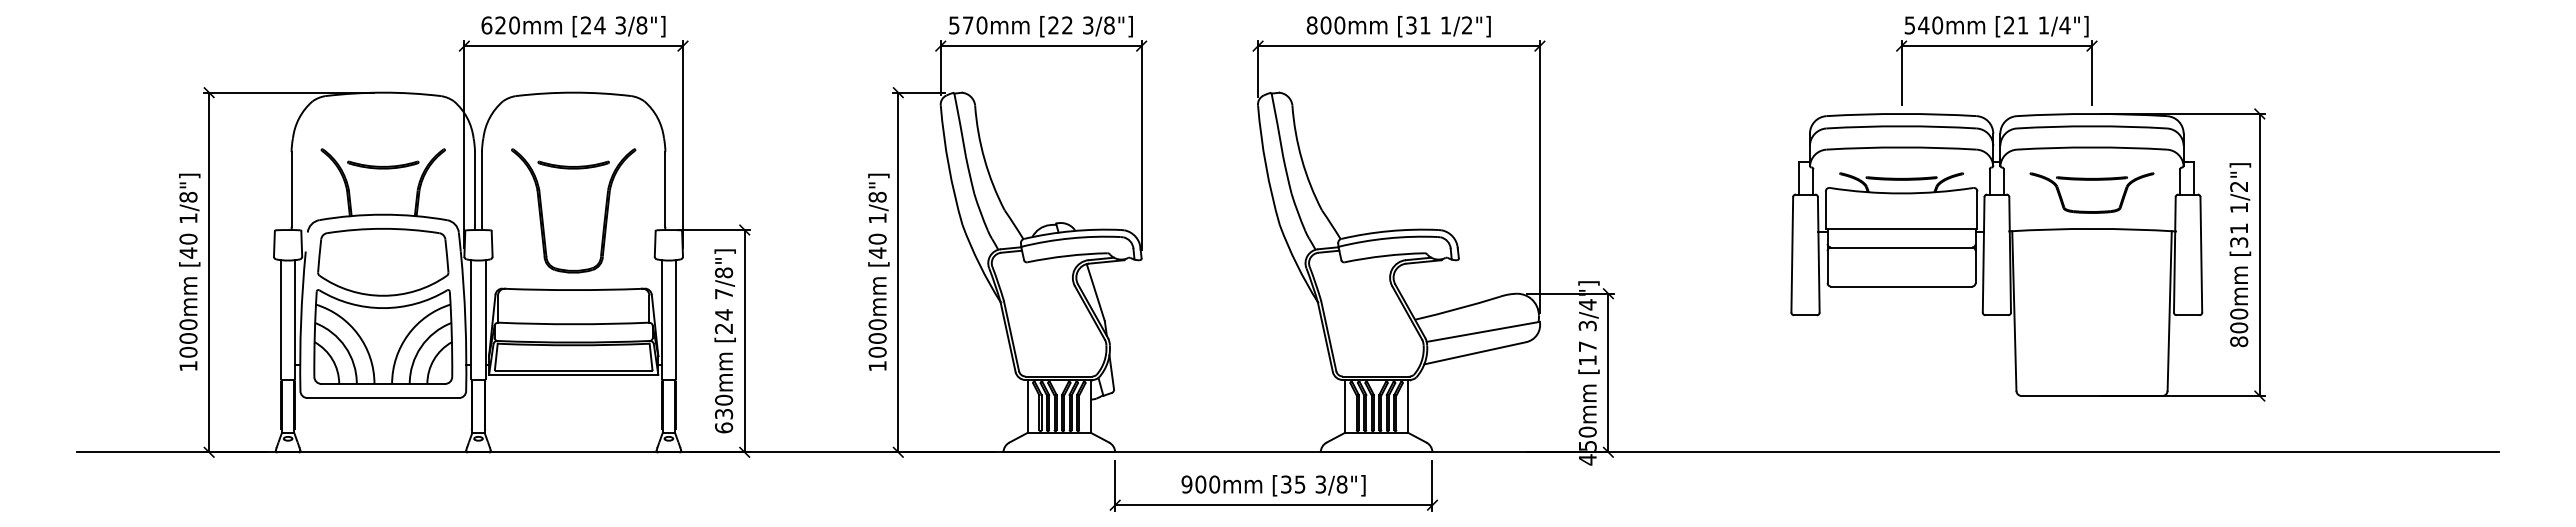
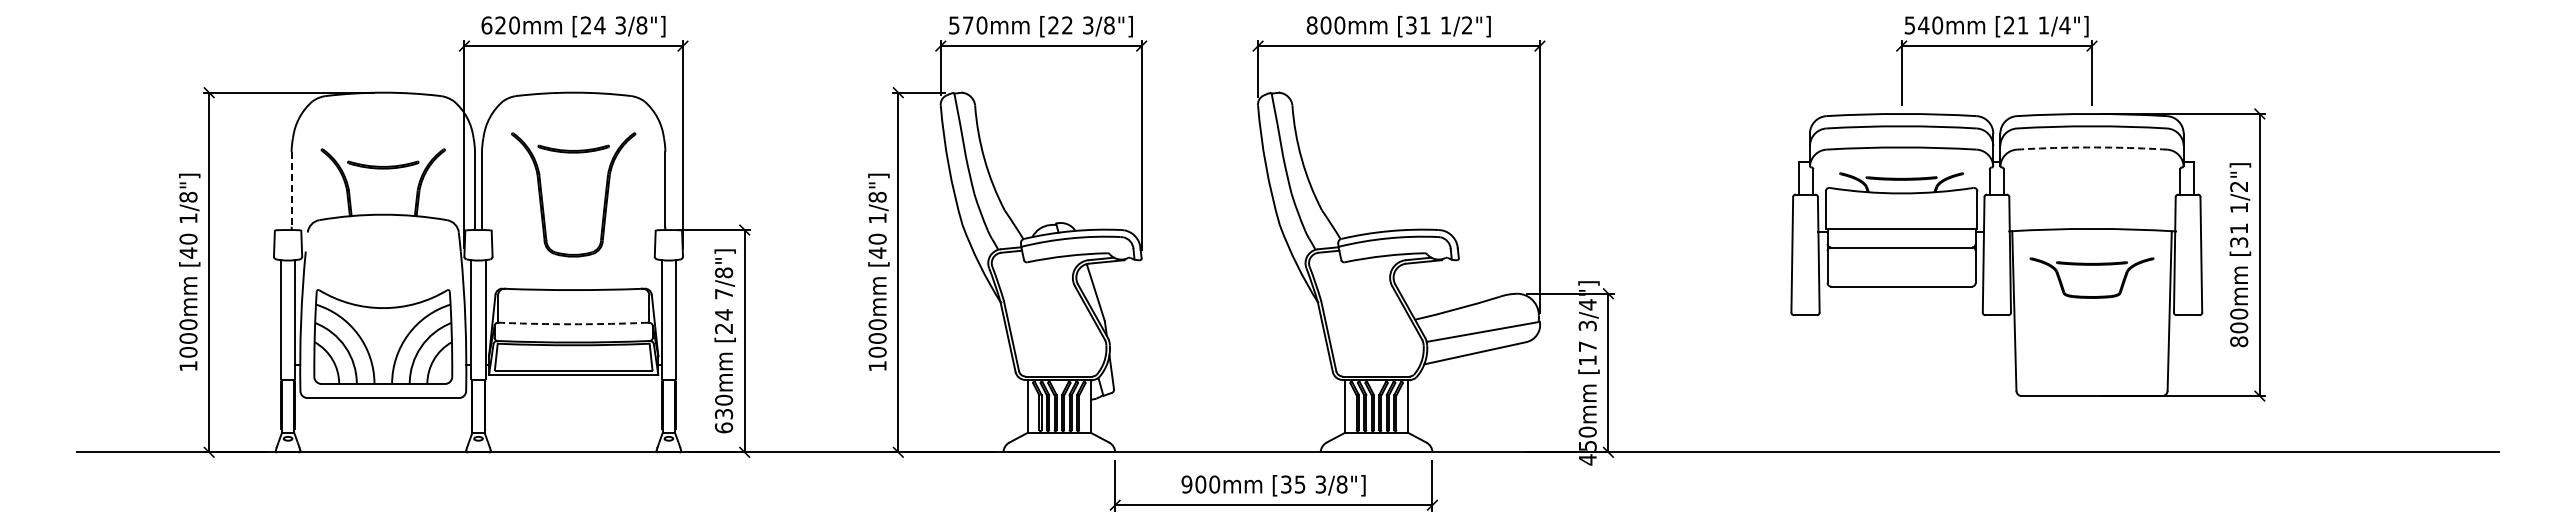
arc: solid -> dashed (2092, 147)
part position: (2091, 180) -> (2091, 265) (2091, 265)
line: solid -> dashed (291, 189)
part position: (543, 217) -> (543, 201) (543, 201)
part: present -> none (383, 262)
arc: solid -> dashed (573, 324)
